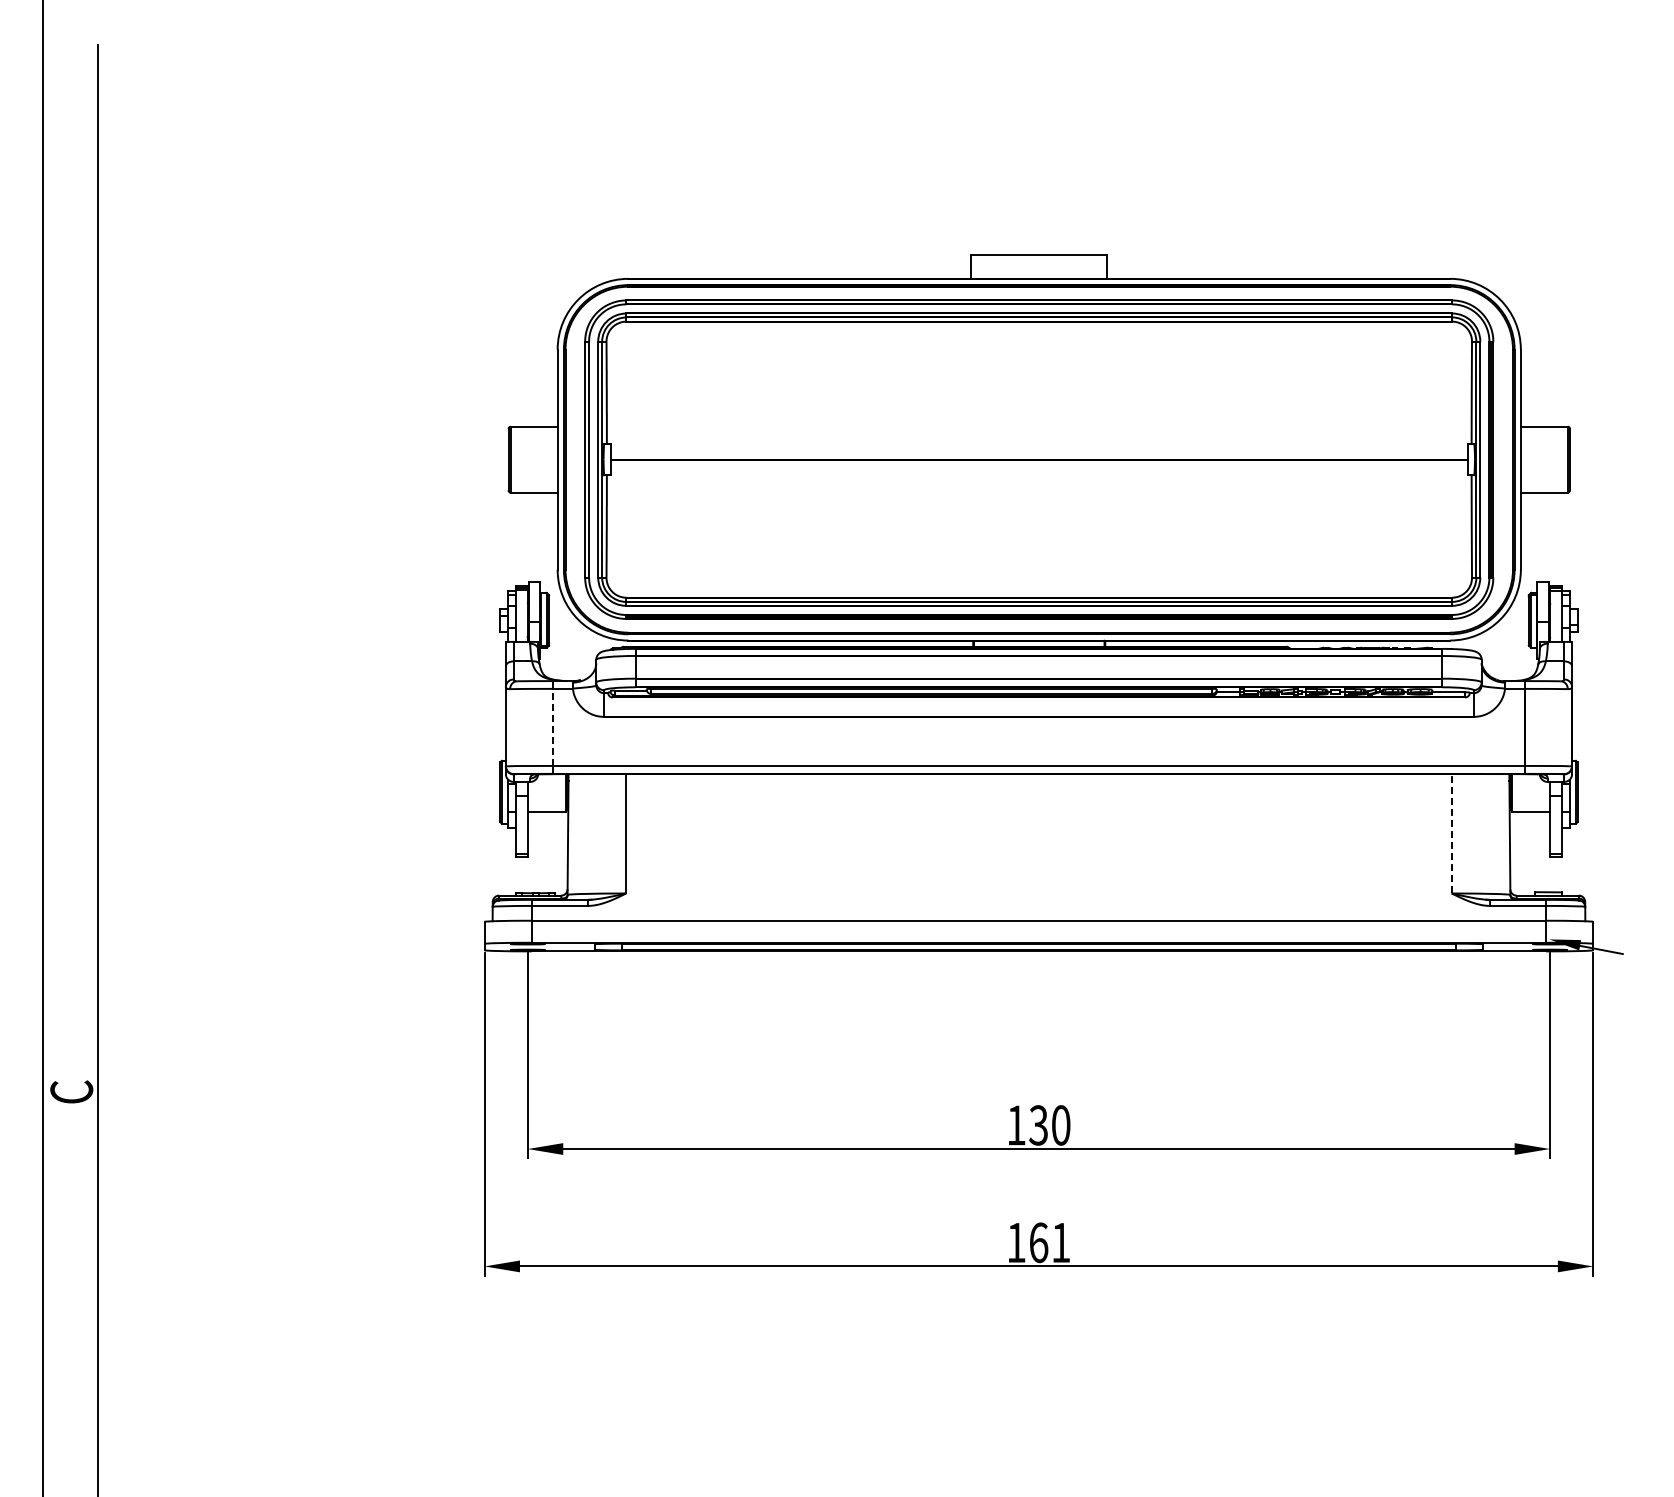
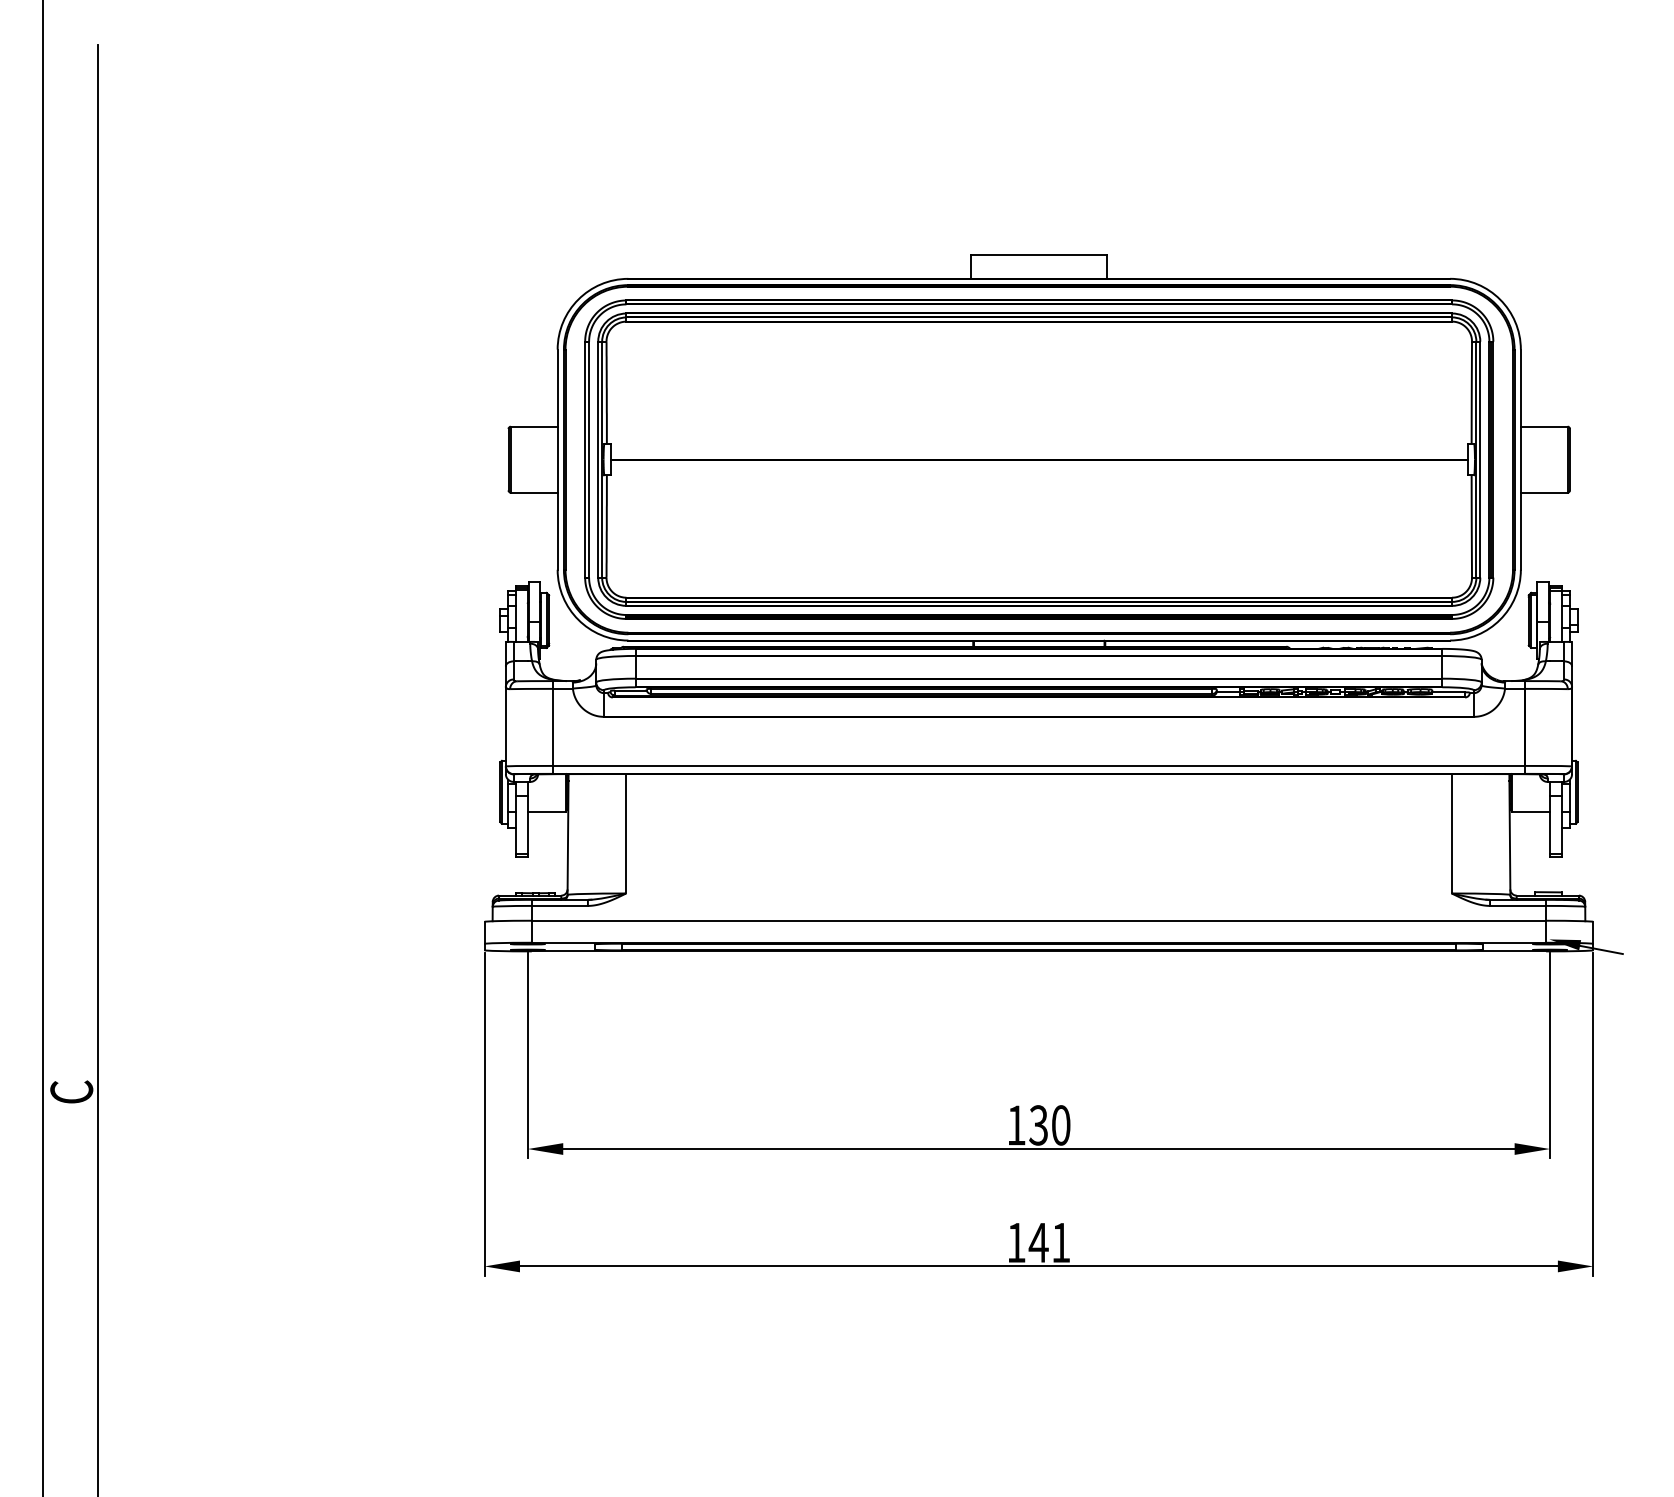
line: dashed -> solid (553, 727)
line: dashed -> solid (1451, 833)
text: 161 -> 141 (1038, 1242)
